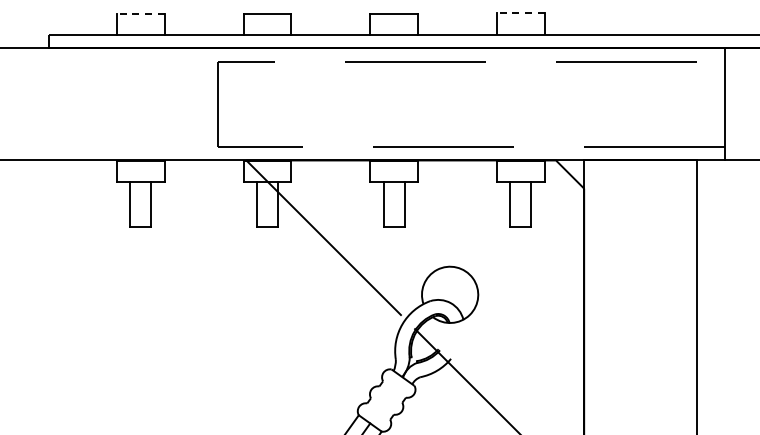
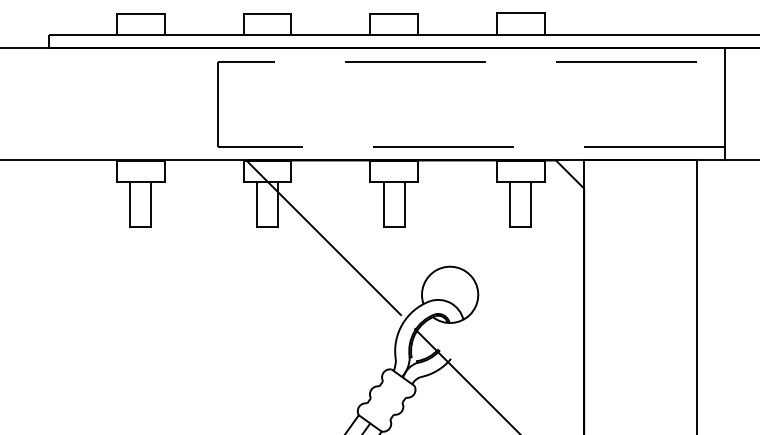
line: dashed -> solid (140, 13)
line: dashed -> solid (520, 13)
